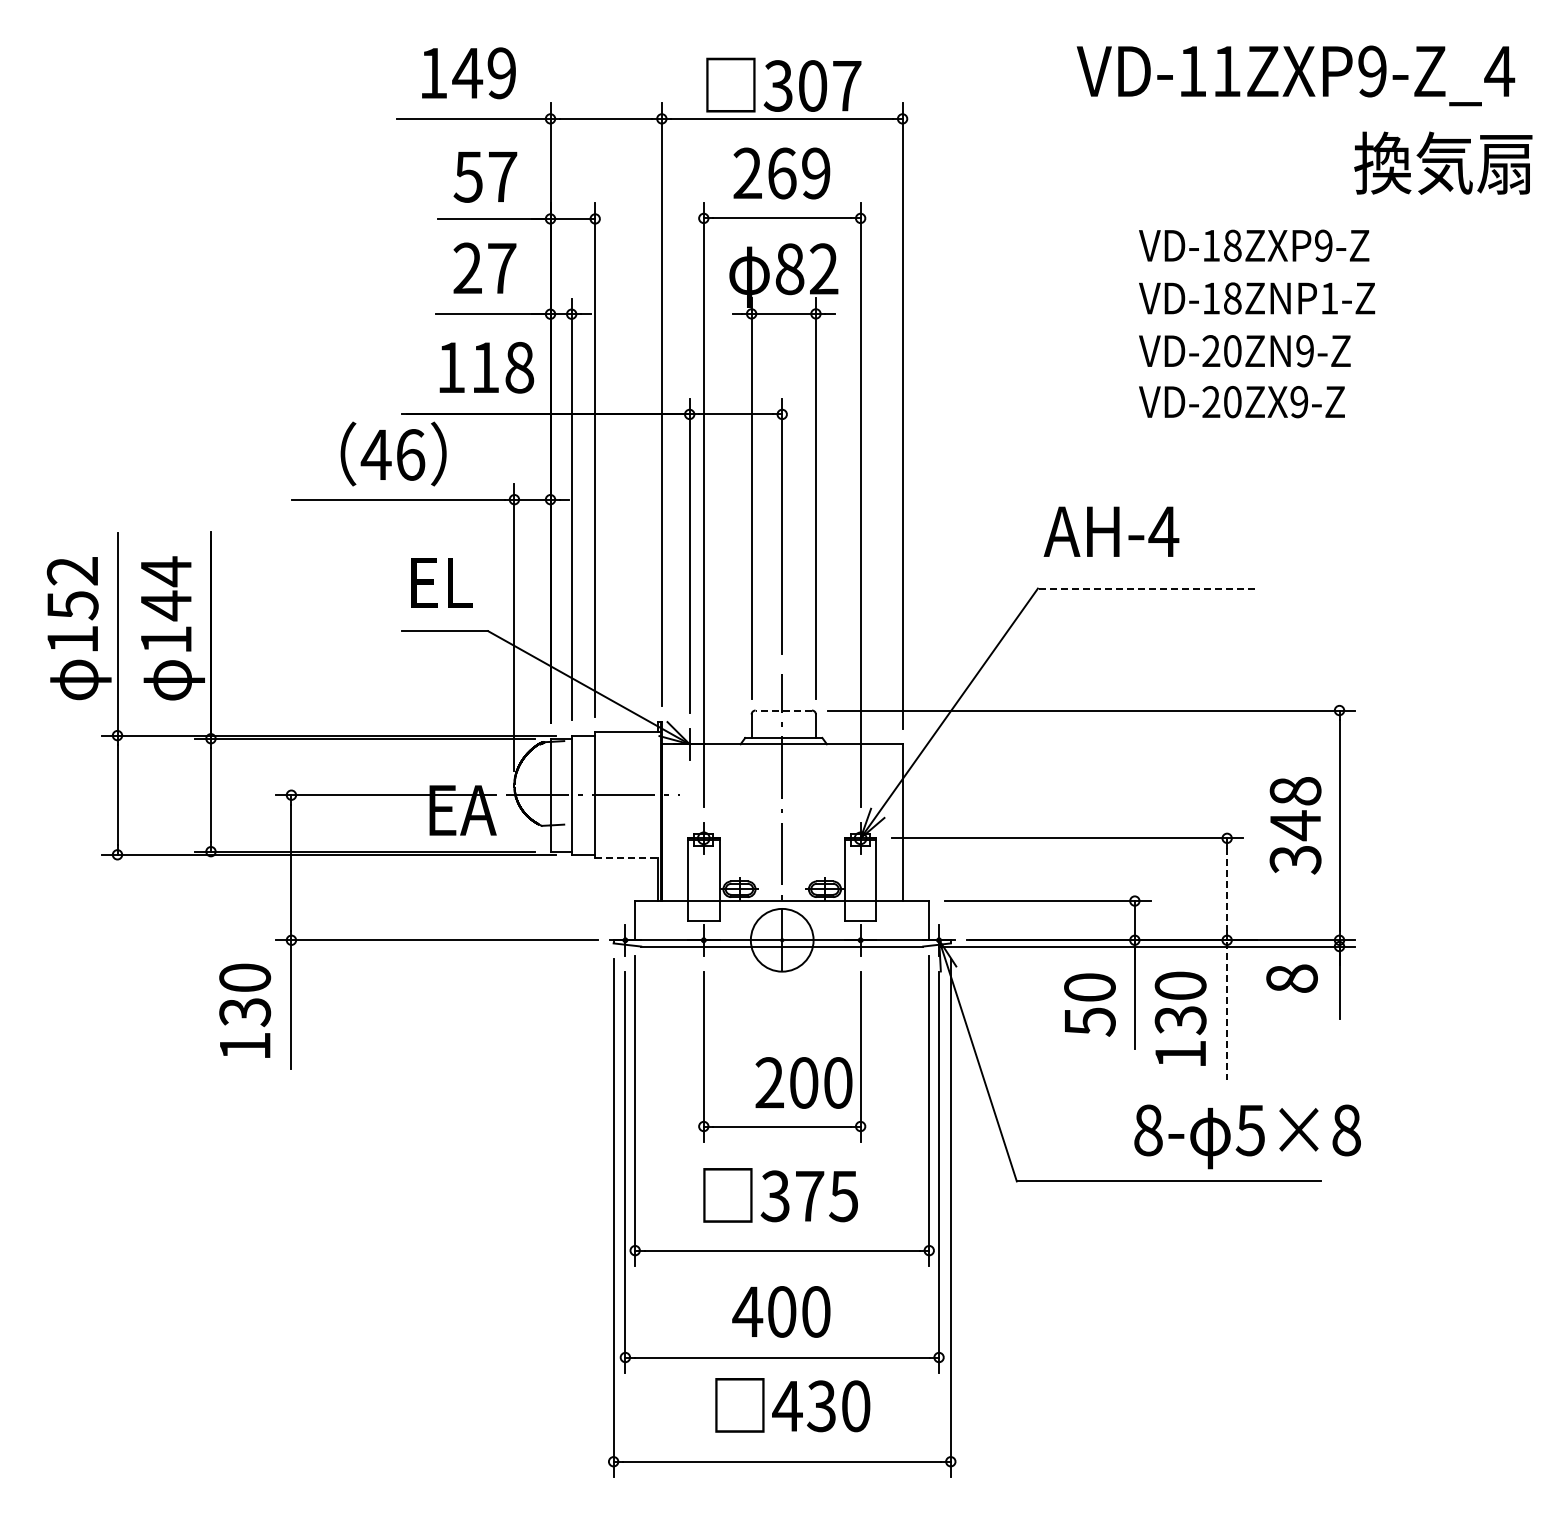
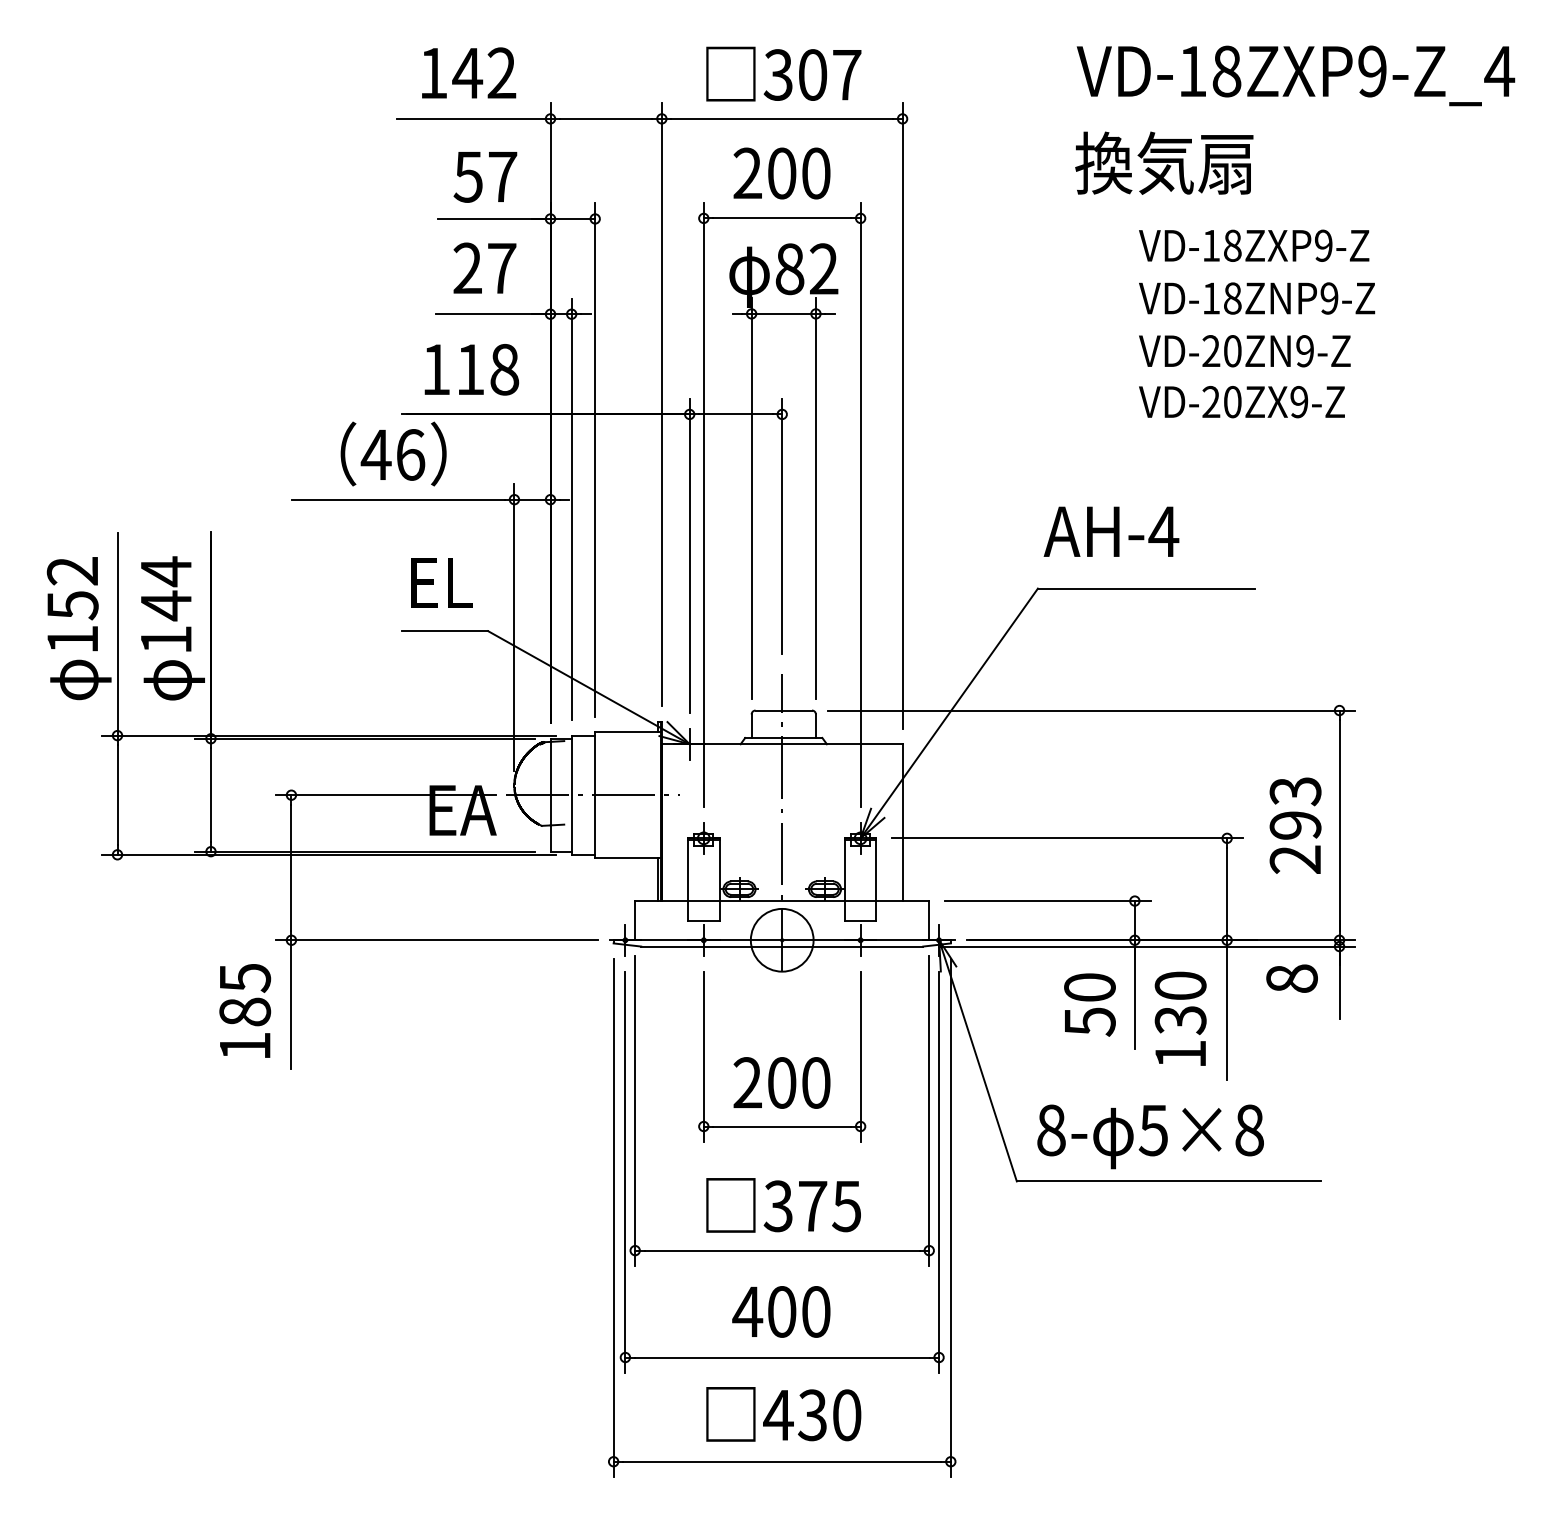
text: VD-11ZXP9-Z_4 -> VD-18ZXP9-Z_4 (1226, 71)
text: 149 -> 142 (501, 73)
text position: (783, 84) -> (783, 73) (783, 73)
text position: (1443, 162) -> (1164, 162) (1164, 162)
text: 269 -> 200 (799, 173)
text: VD-18ZNP1-Z -> VD-18ZNP9-Z (1329, 298)
text position: (486, 367) -> (471, 369) (471, 369)
line: dashed -> solid (1146, 588)
line: dashed -> solid (783, 710)
text: 348 -> 293 (1295, 825)
line: dashed -> solid (629, 857)
line: dashed -> solid (1227, 889)
text: 130 -> 185 (245, 995)
line: dashed -> solid (1227, 1011)
text position: (803, 1082) -> (781, 1082) (781, 1082)
text position: (1247, 1136) -> (1150, 1136) (1150, 1136)
text position: (780, 1195) -> (783, 1205) (783, 1205)
text position: (792, 1405) -> (783, 1414) (783, 1414)
